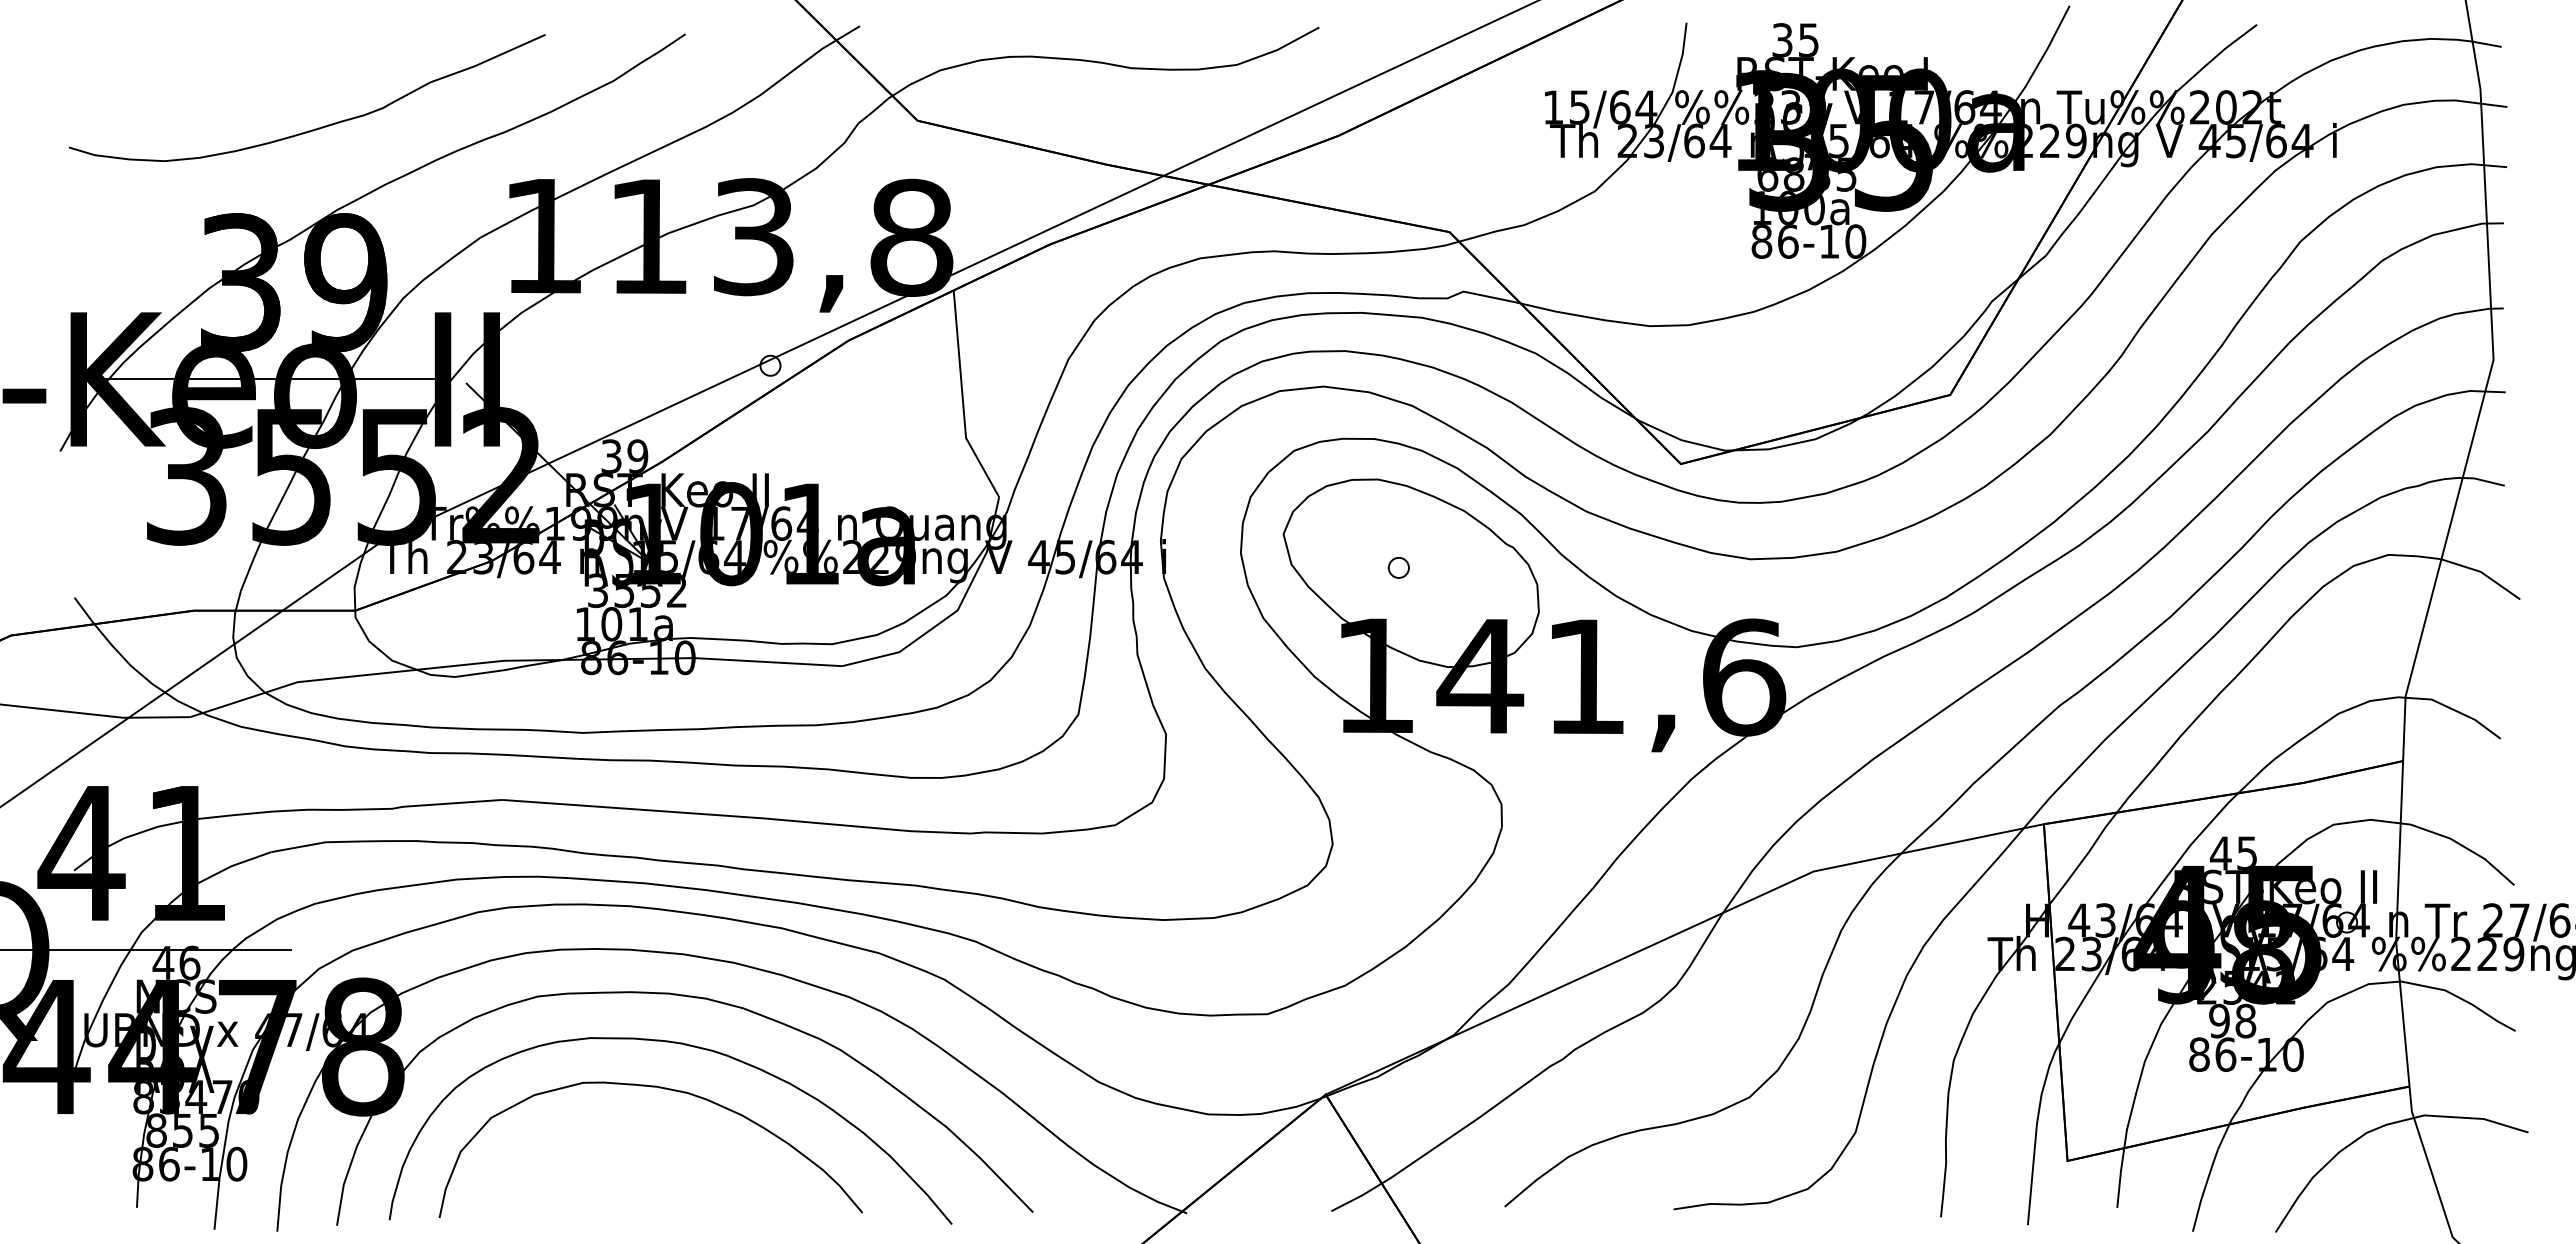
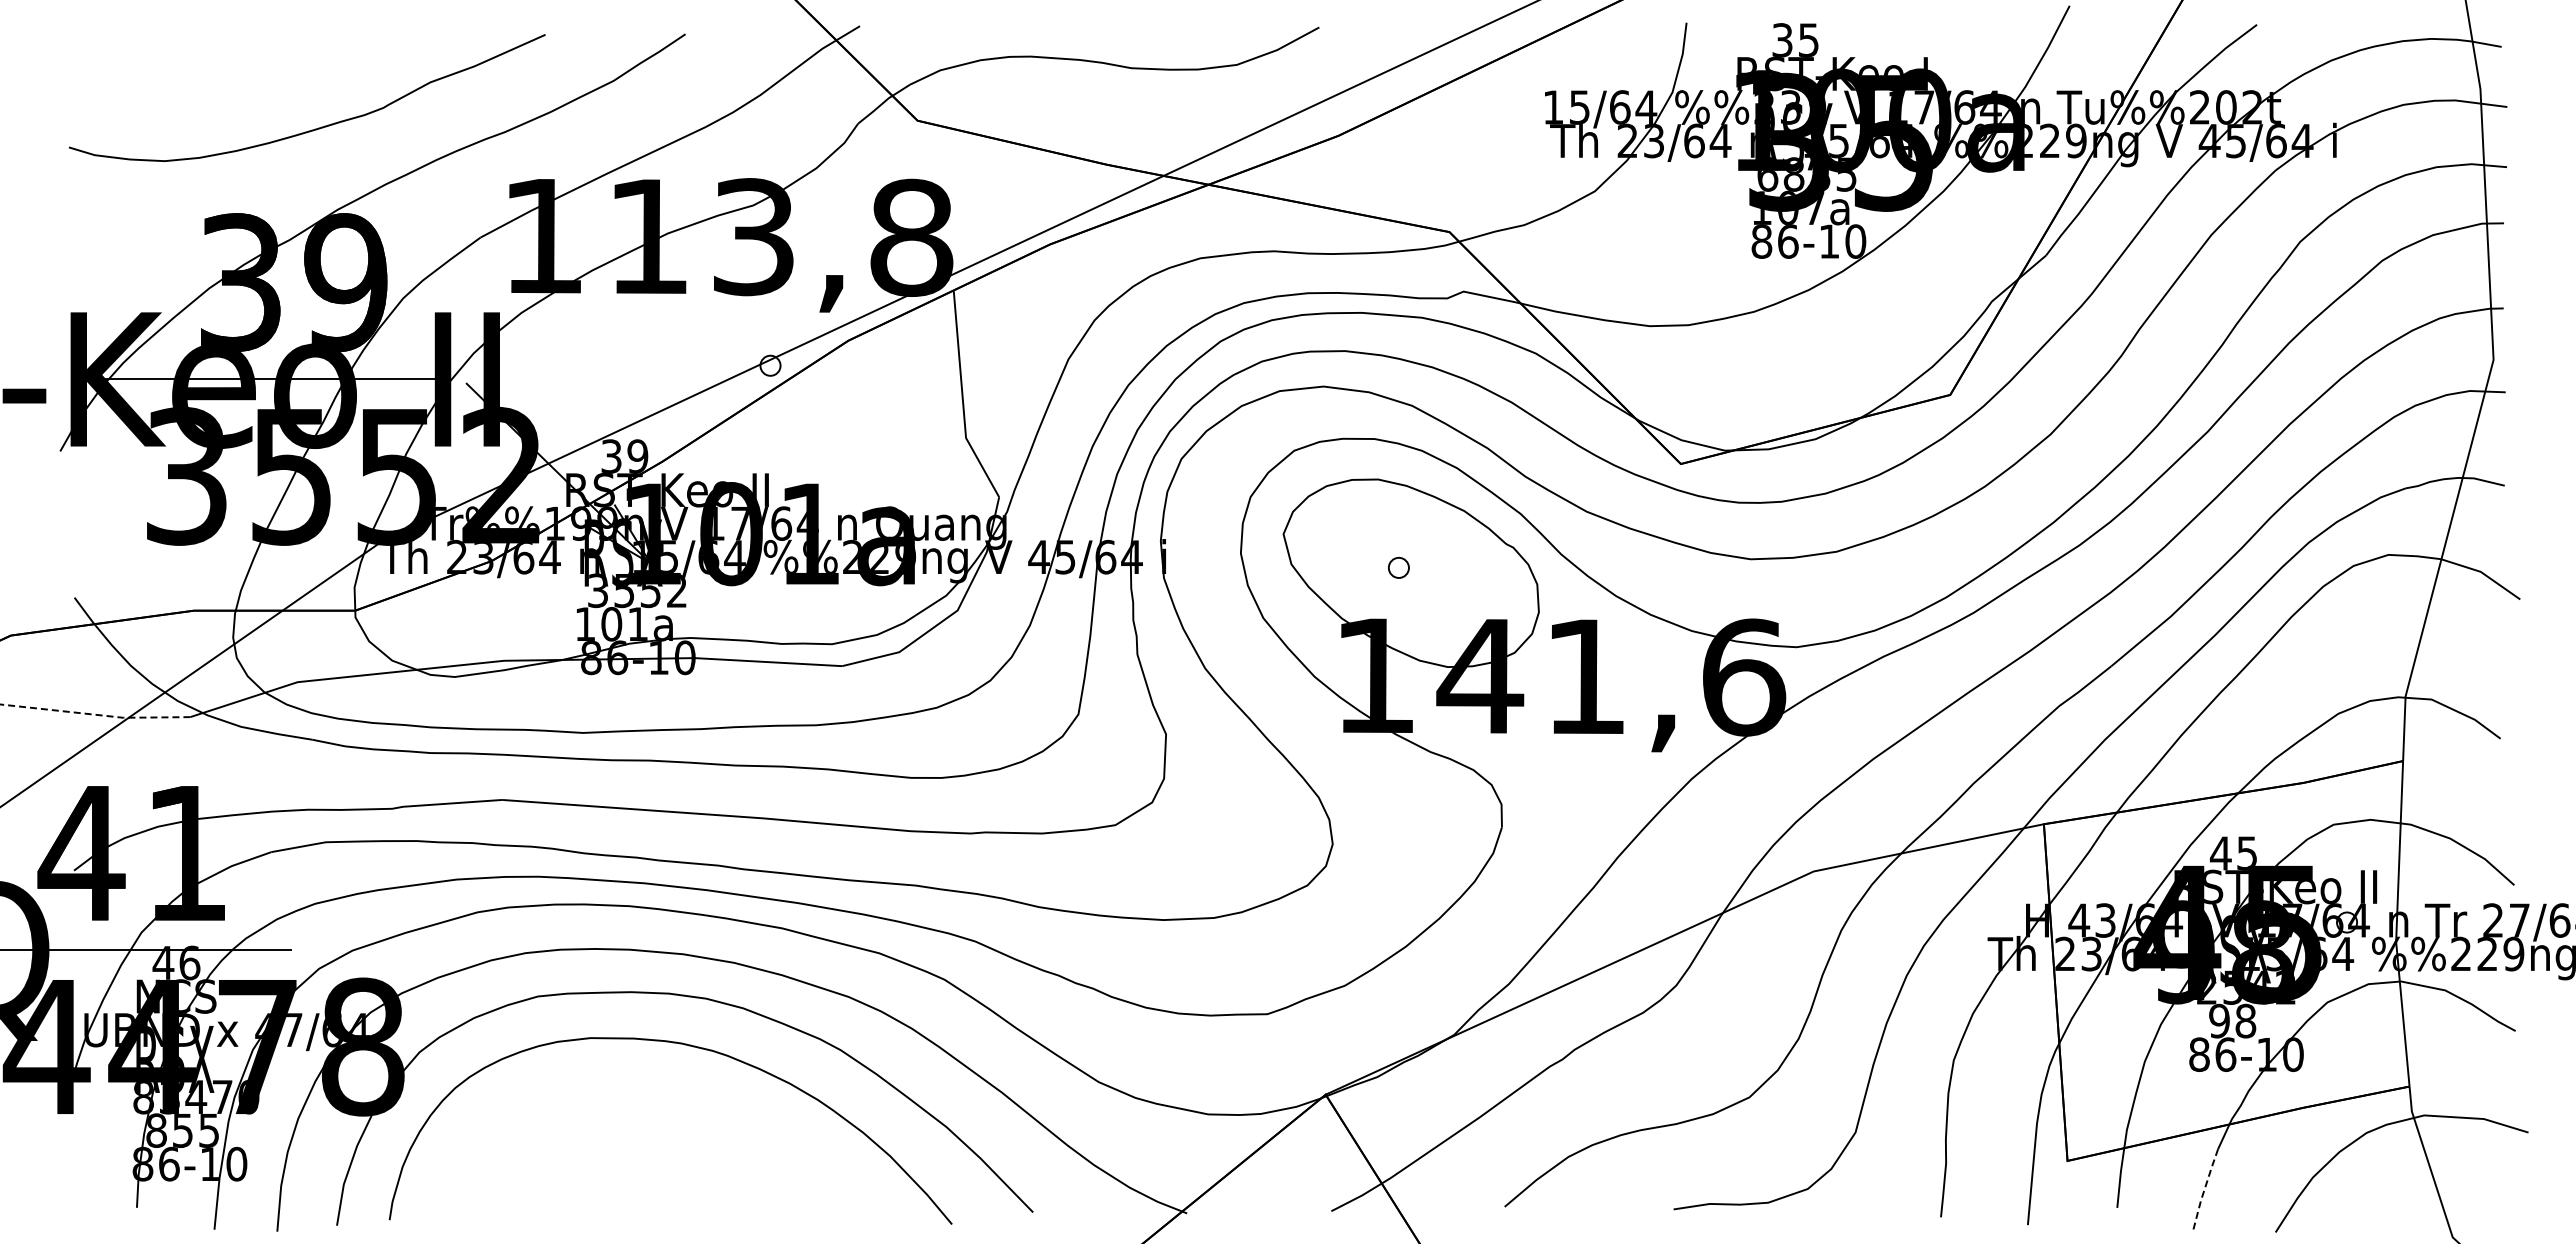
text: 100a -> 107a (1814, 208)
line: solid -> dashed (95, 714)
curve: present -> none (664, 1089)
line: solid -> dashed (2204, 1190)
